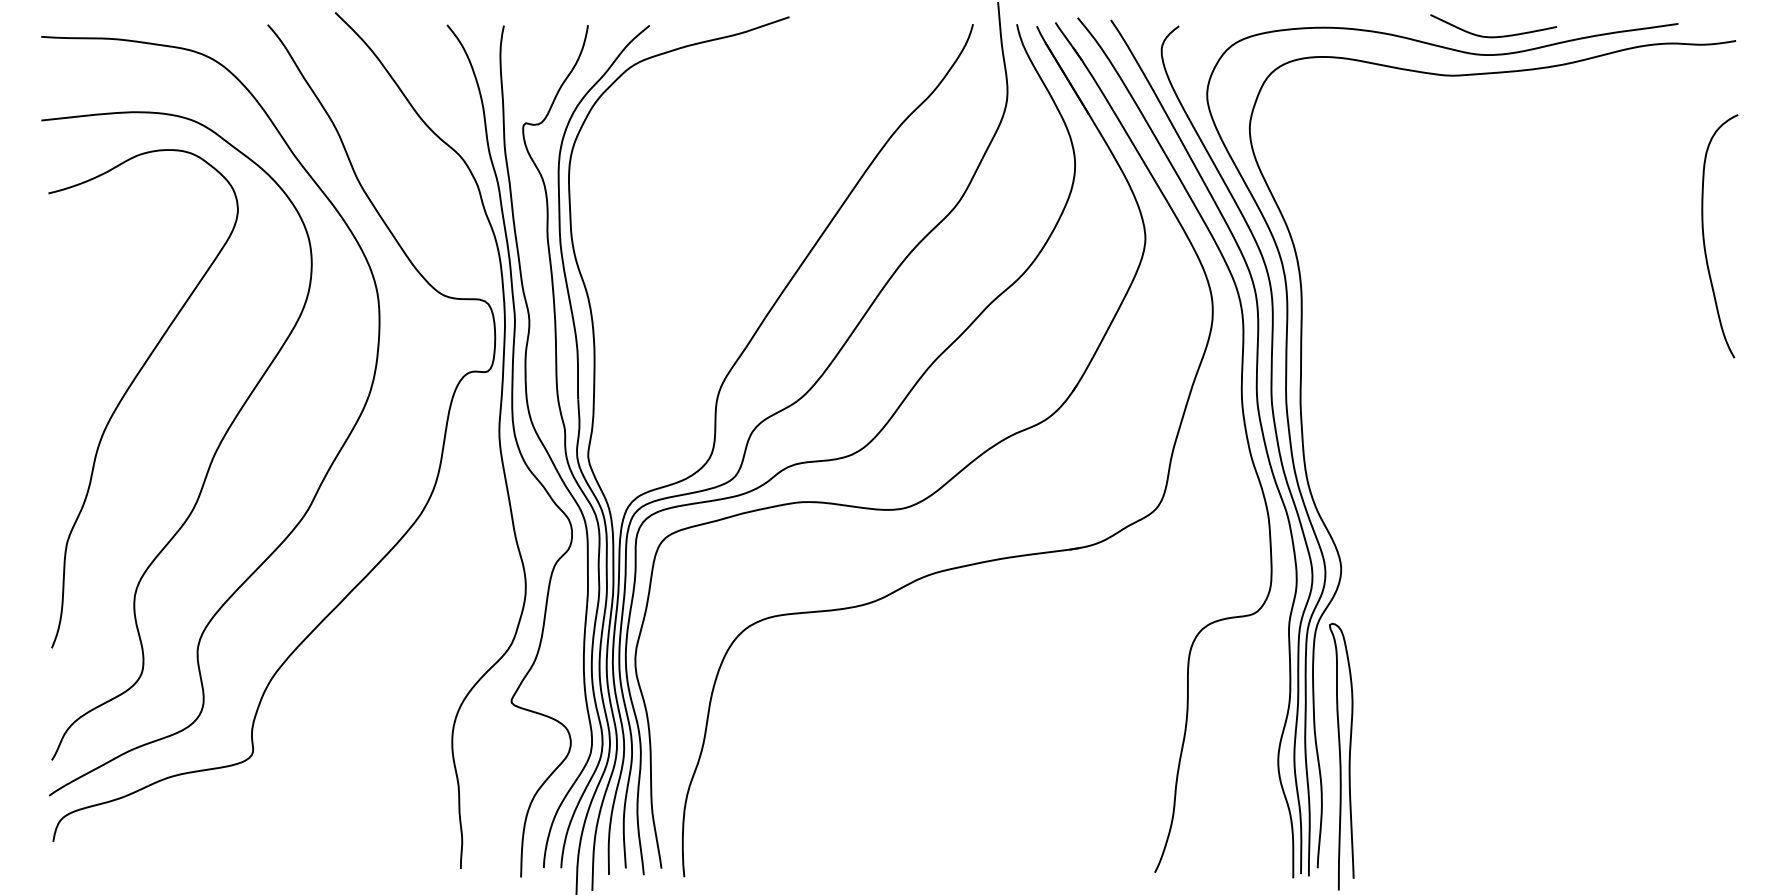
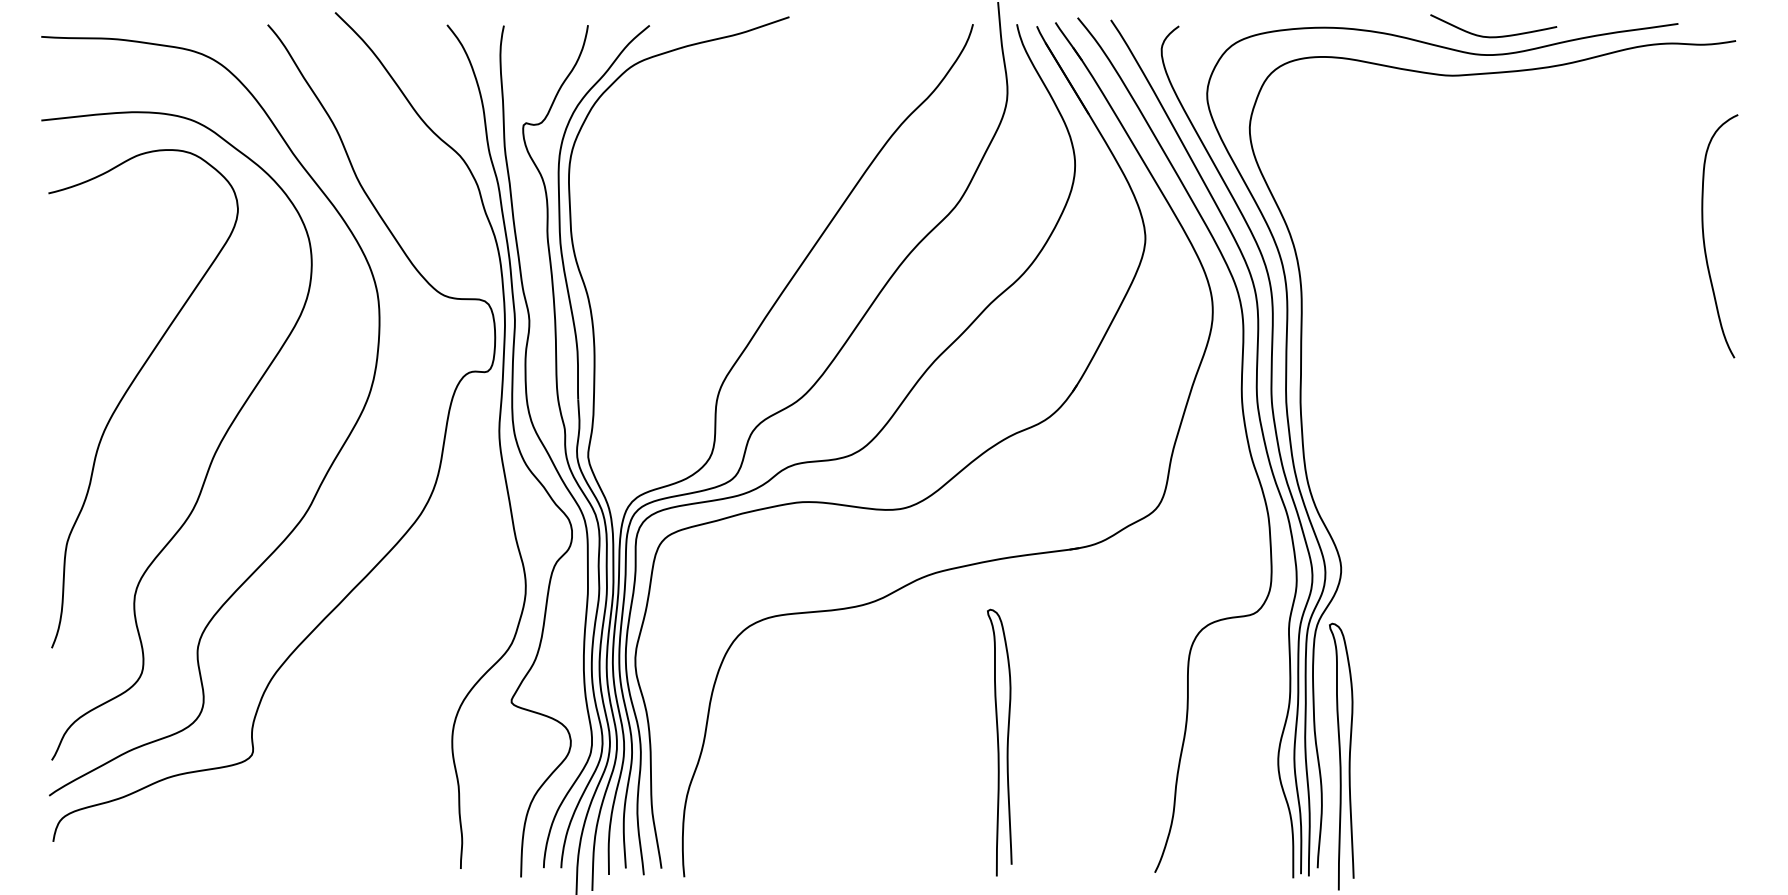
curve: none -> present (998, 742)
